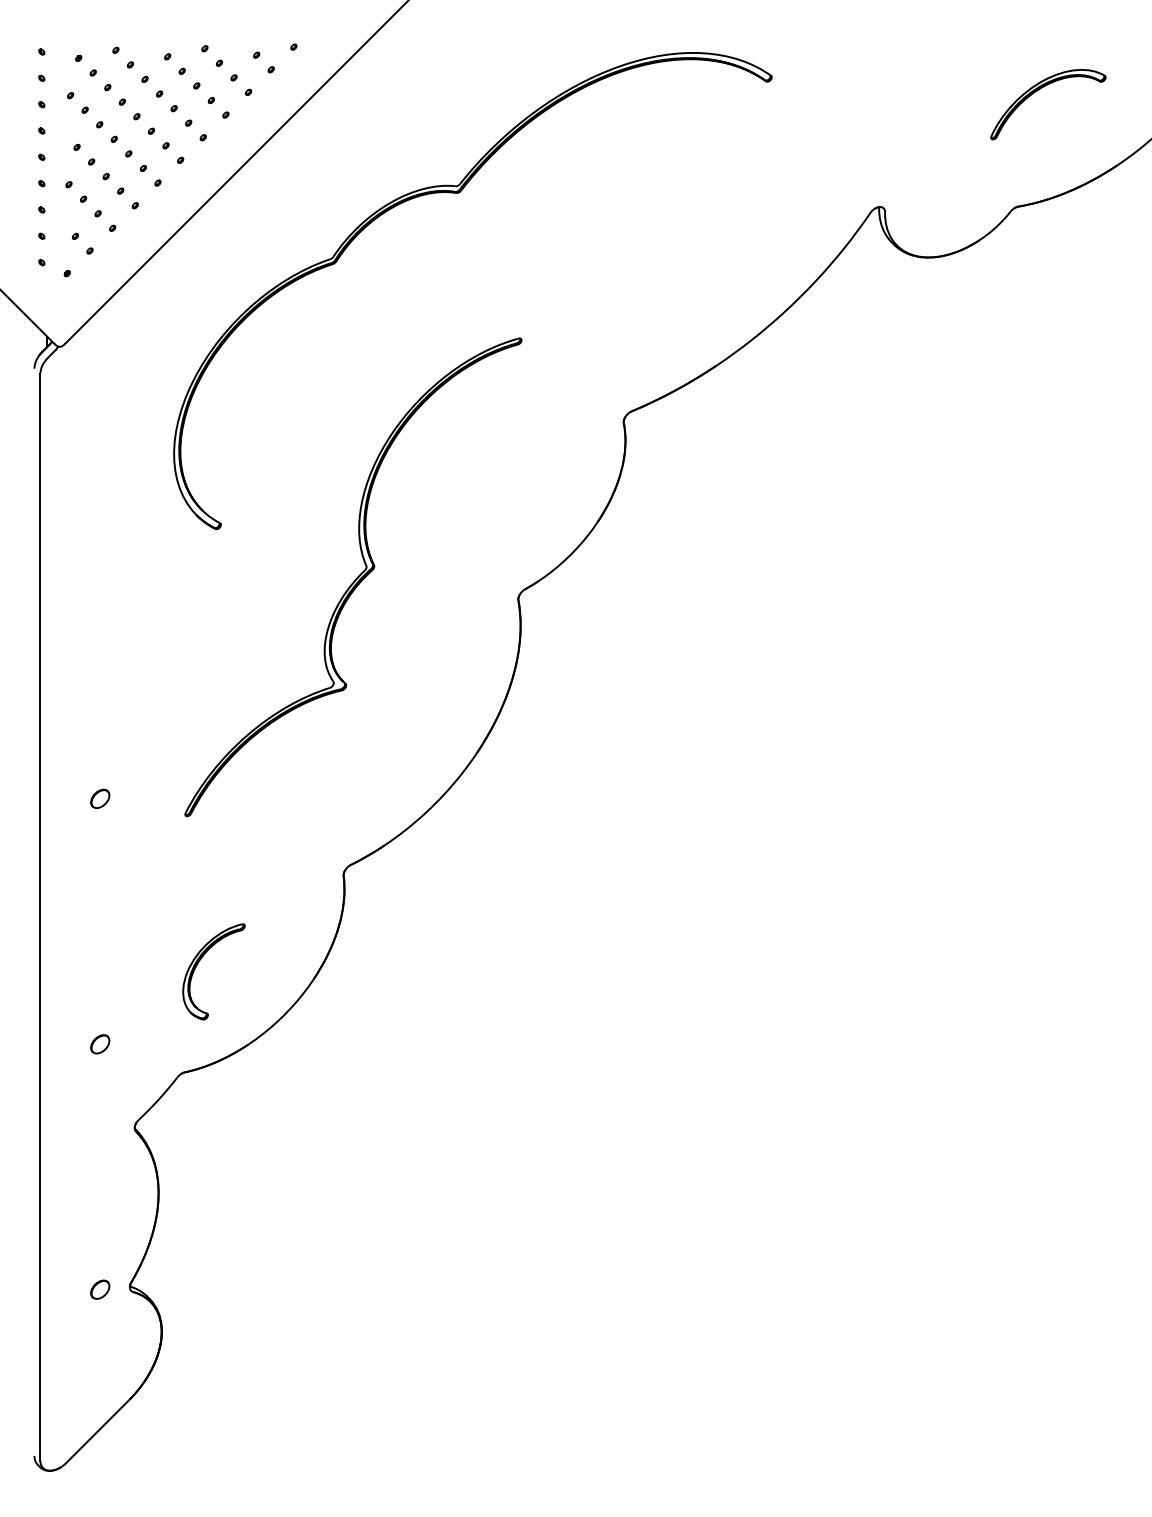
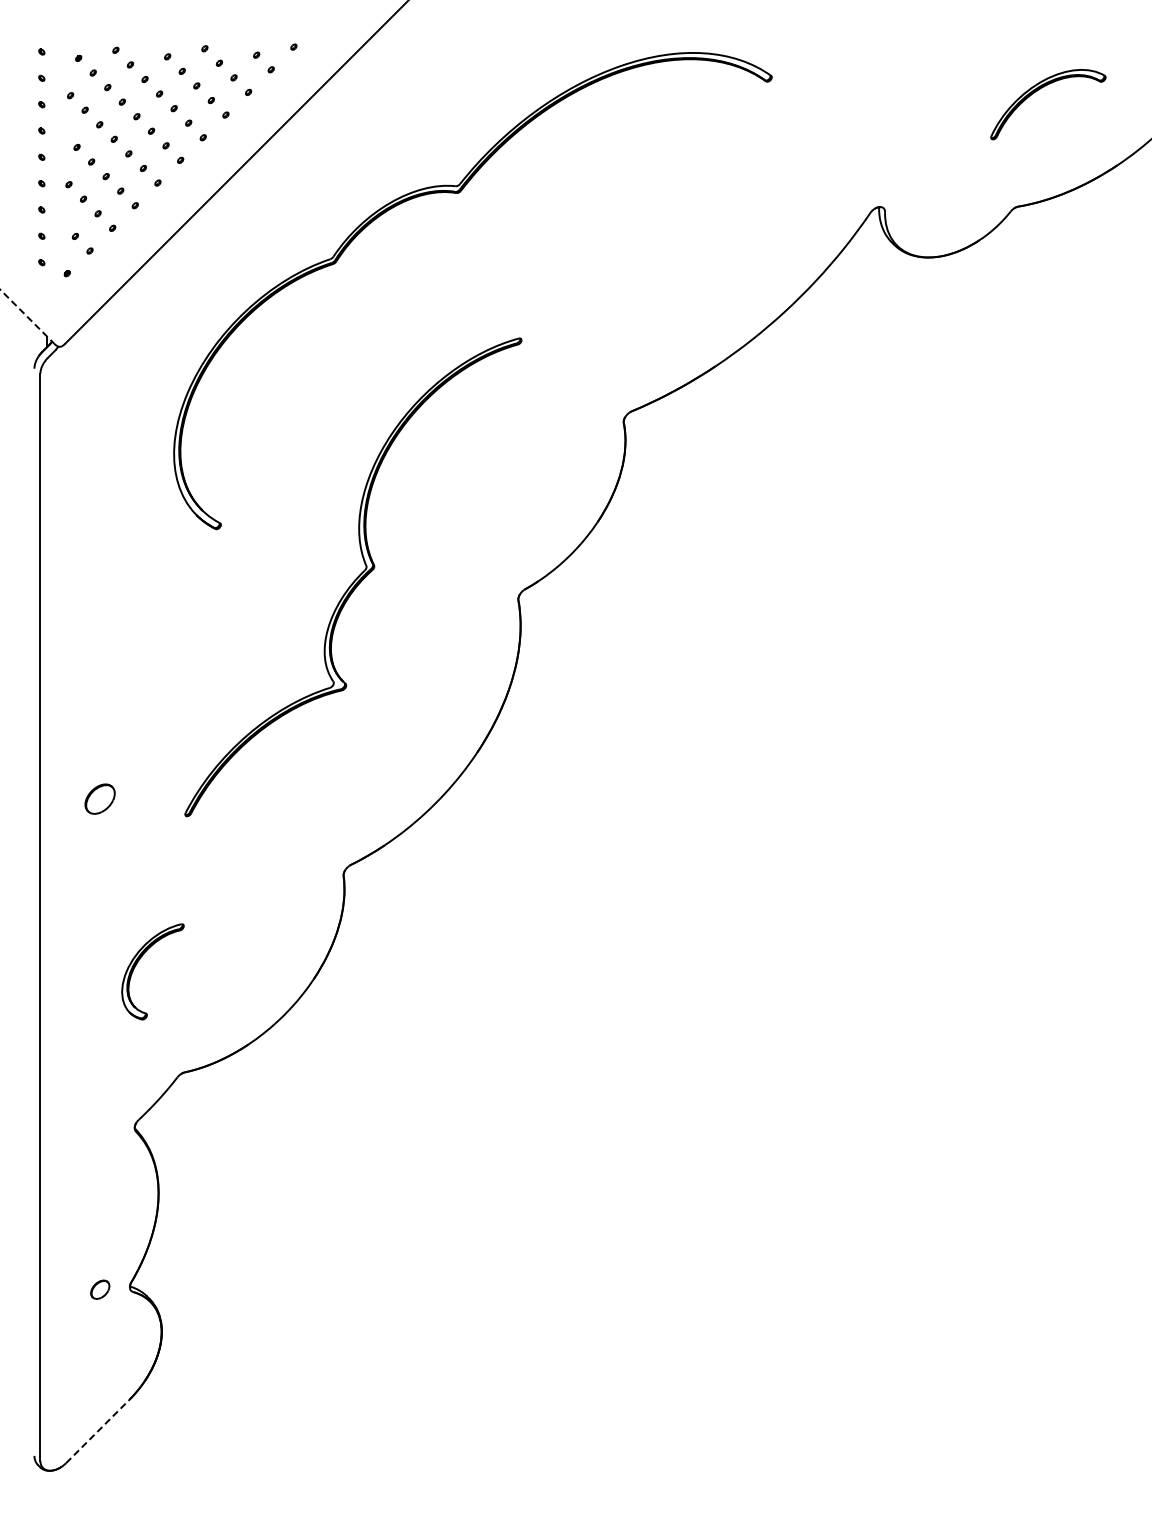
line: solid -> dashed (27, 316)
part size: 21x21 px -> 32x32 px (99, 798)
part position: (198, 964) -> (137, 964) (137, 964)
part: present -> none (100, 1044)
line: solid -> dashed (98, 1430)
